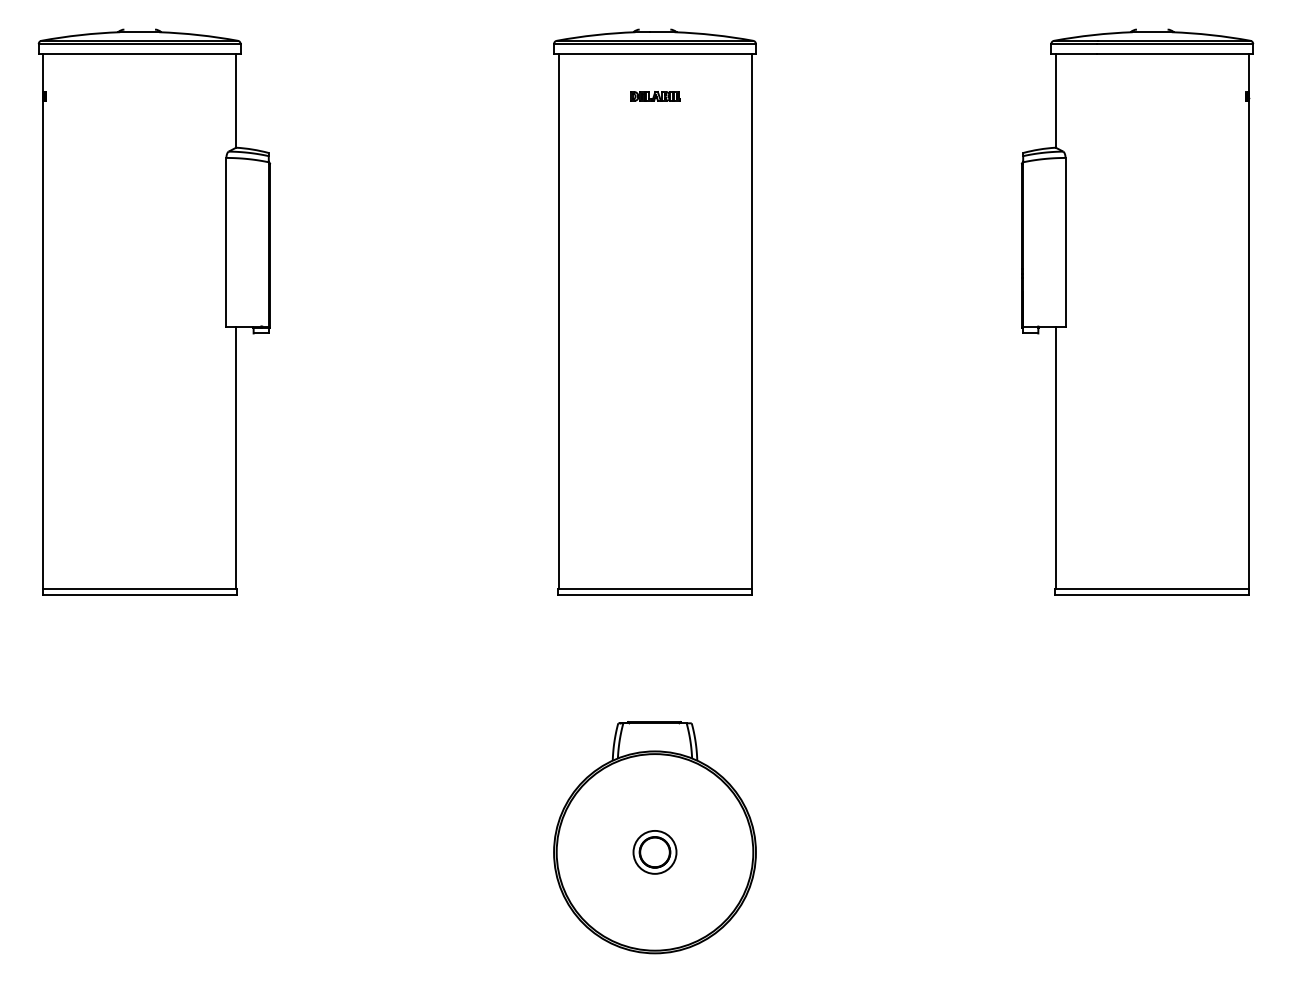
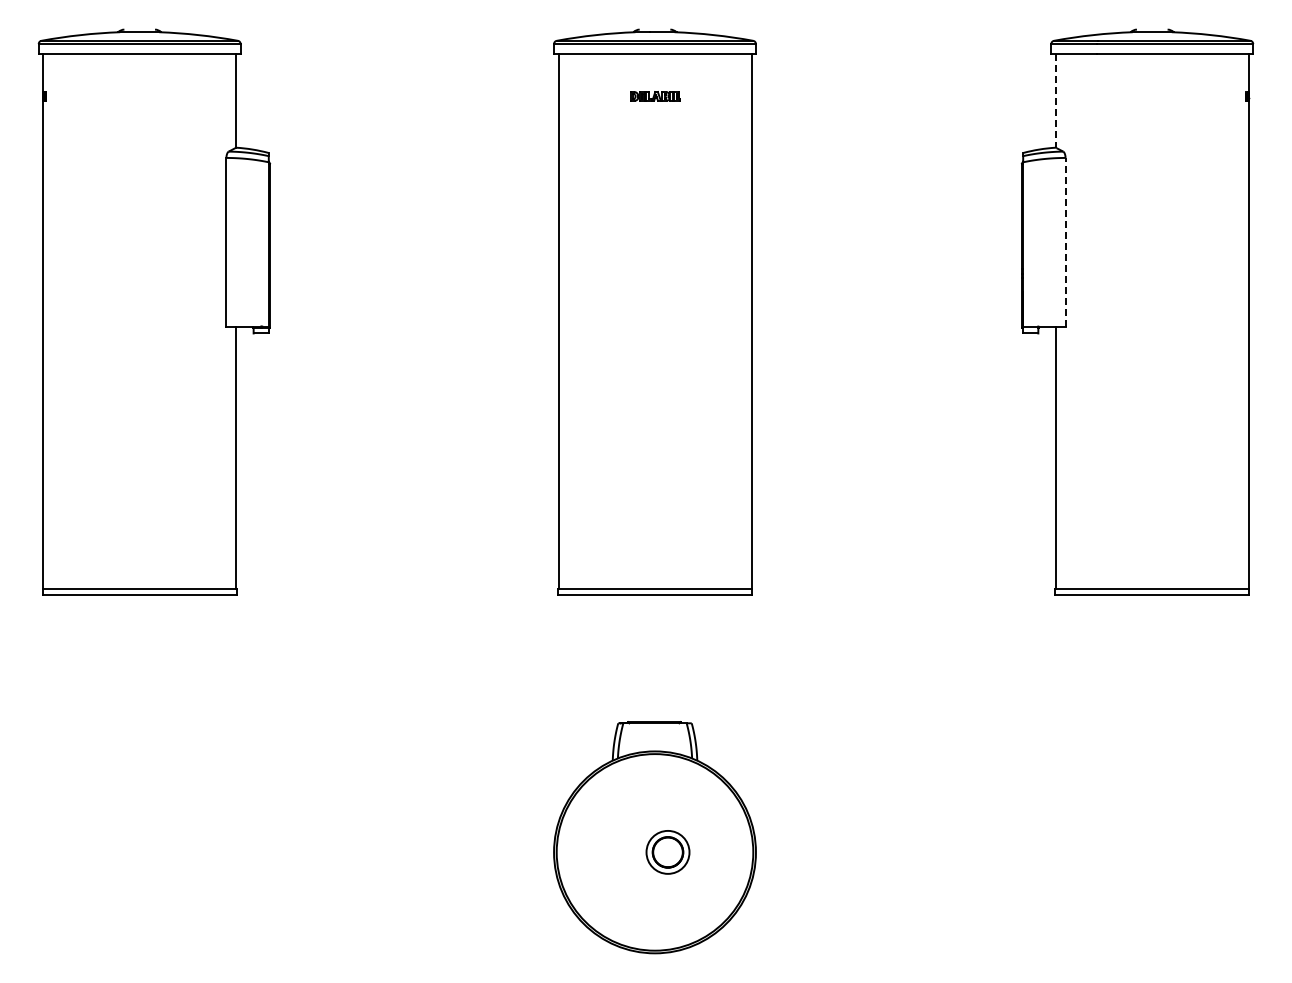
line: solid -> dashed (1055, 100)
line: solid -> dashed (1065, 241)
part position: (654, 852) -> (667, 852) (667, 852)
